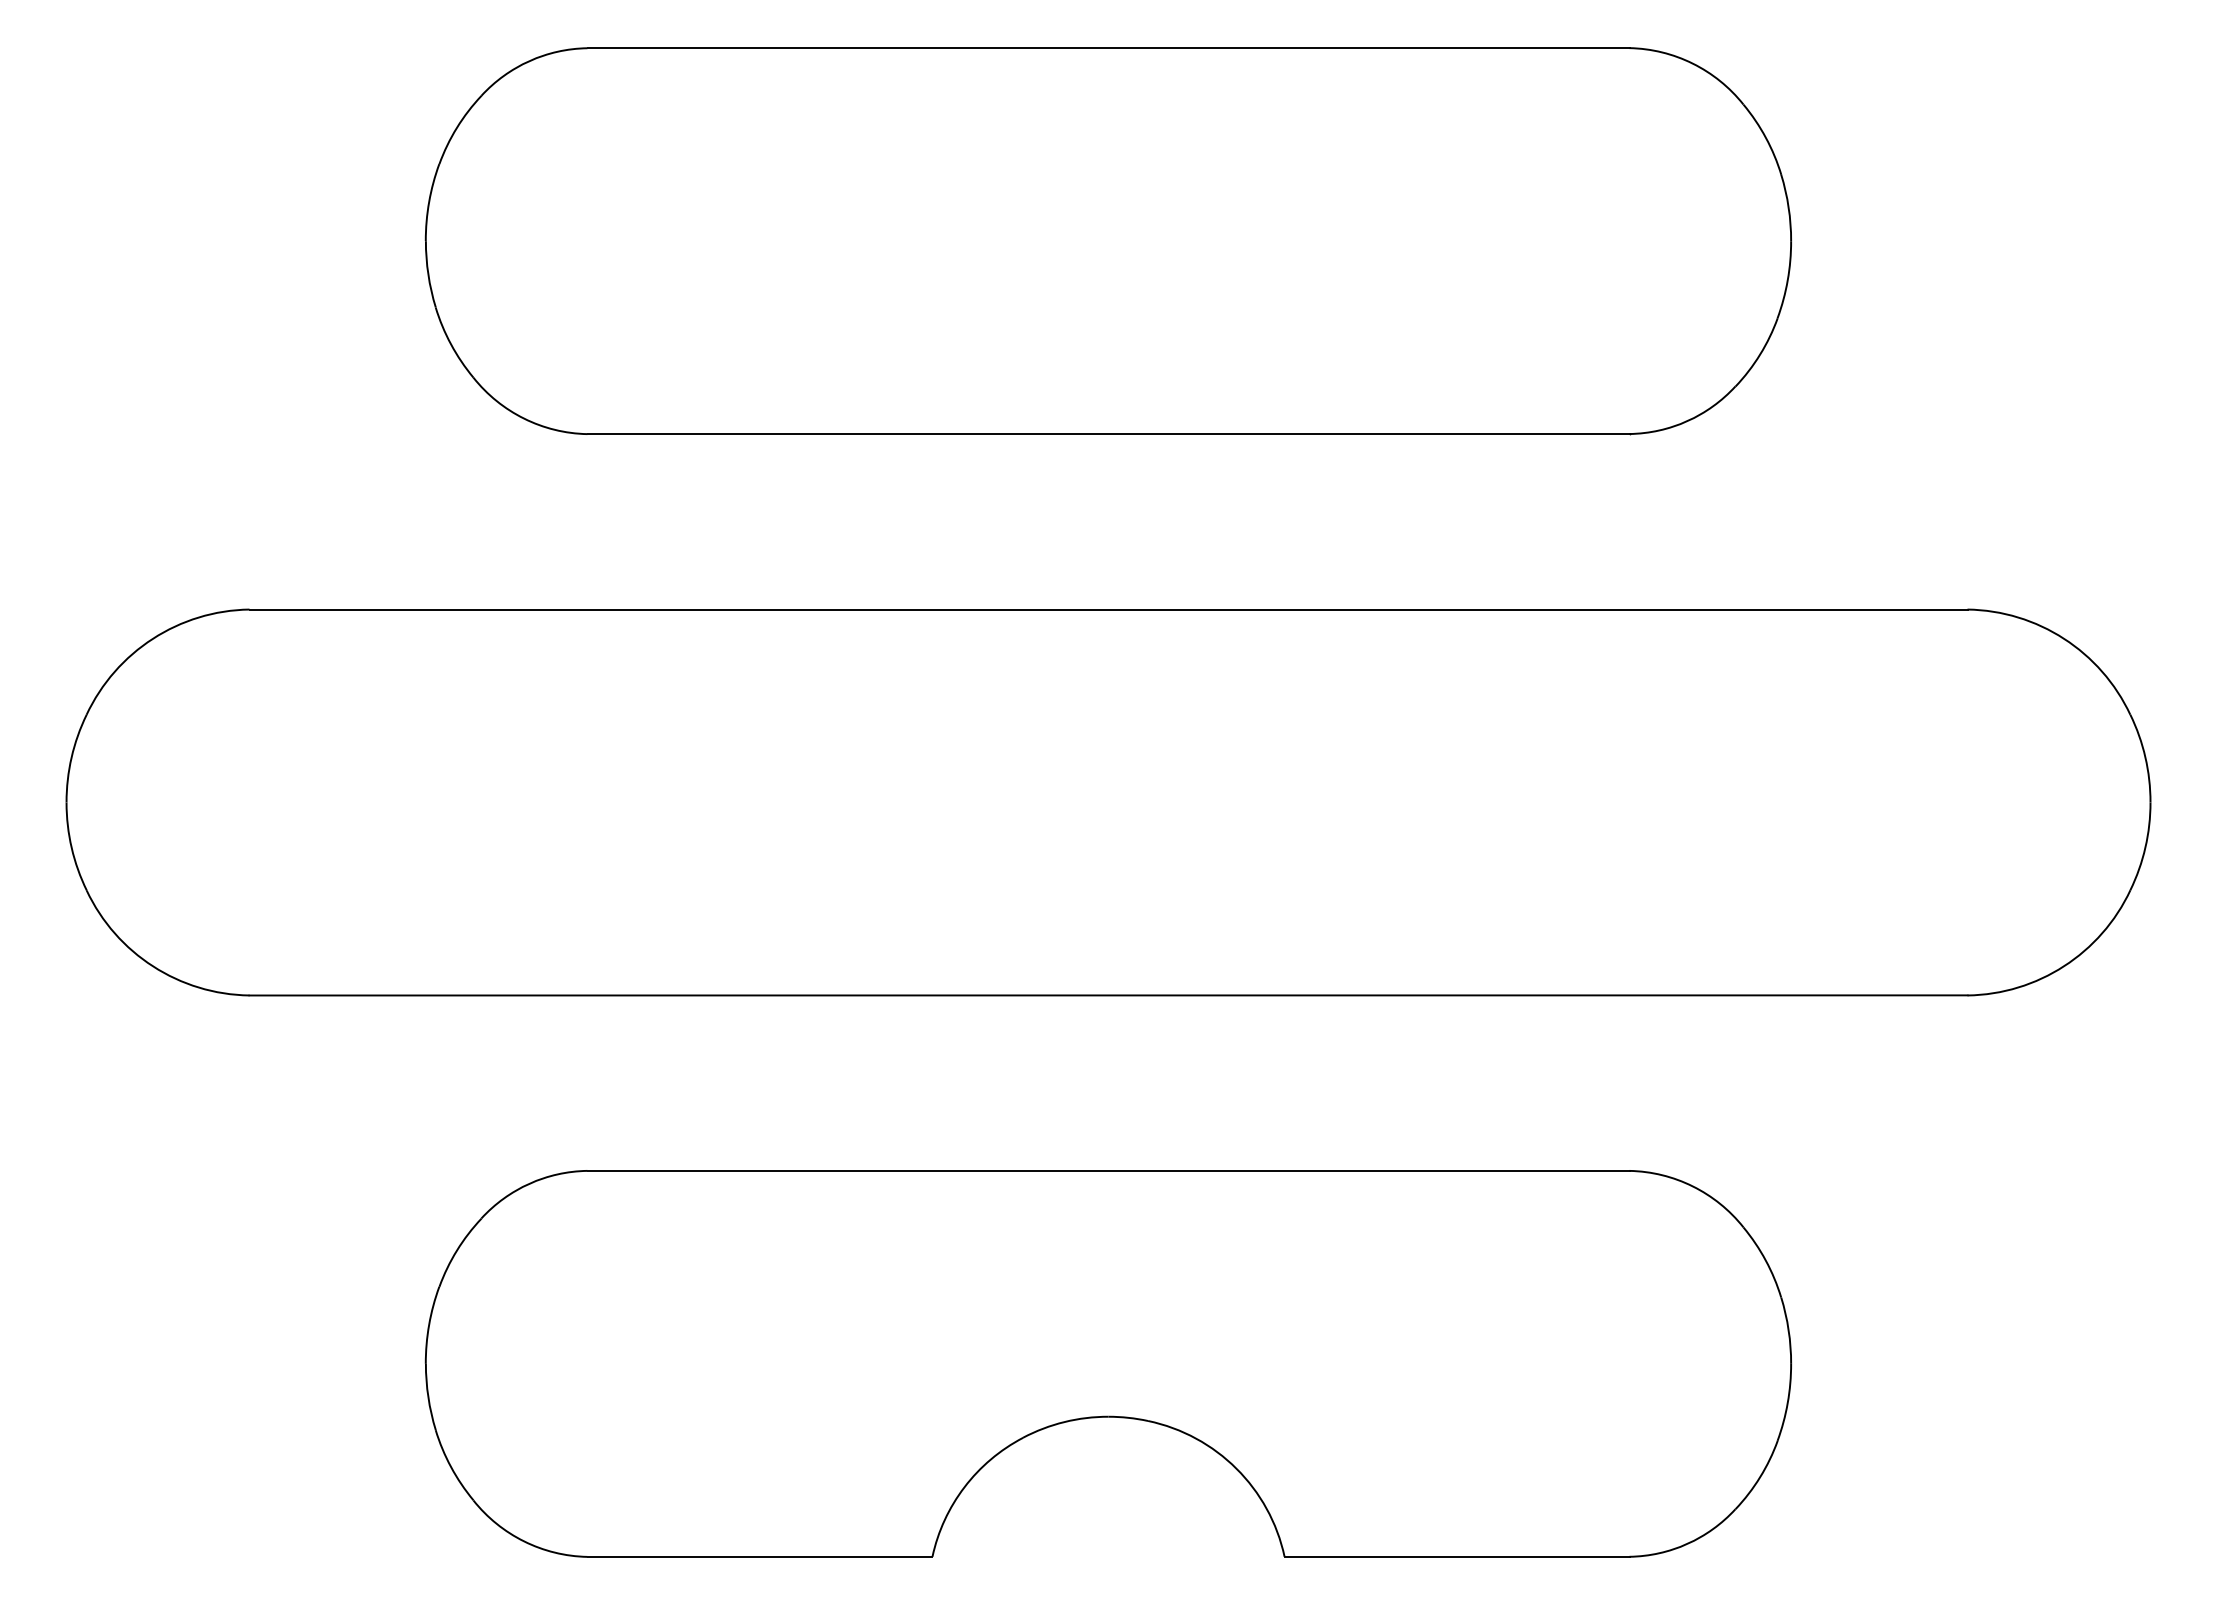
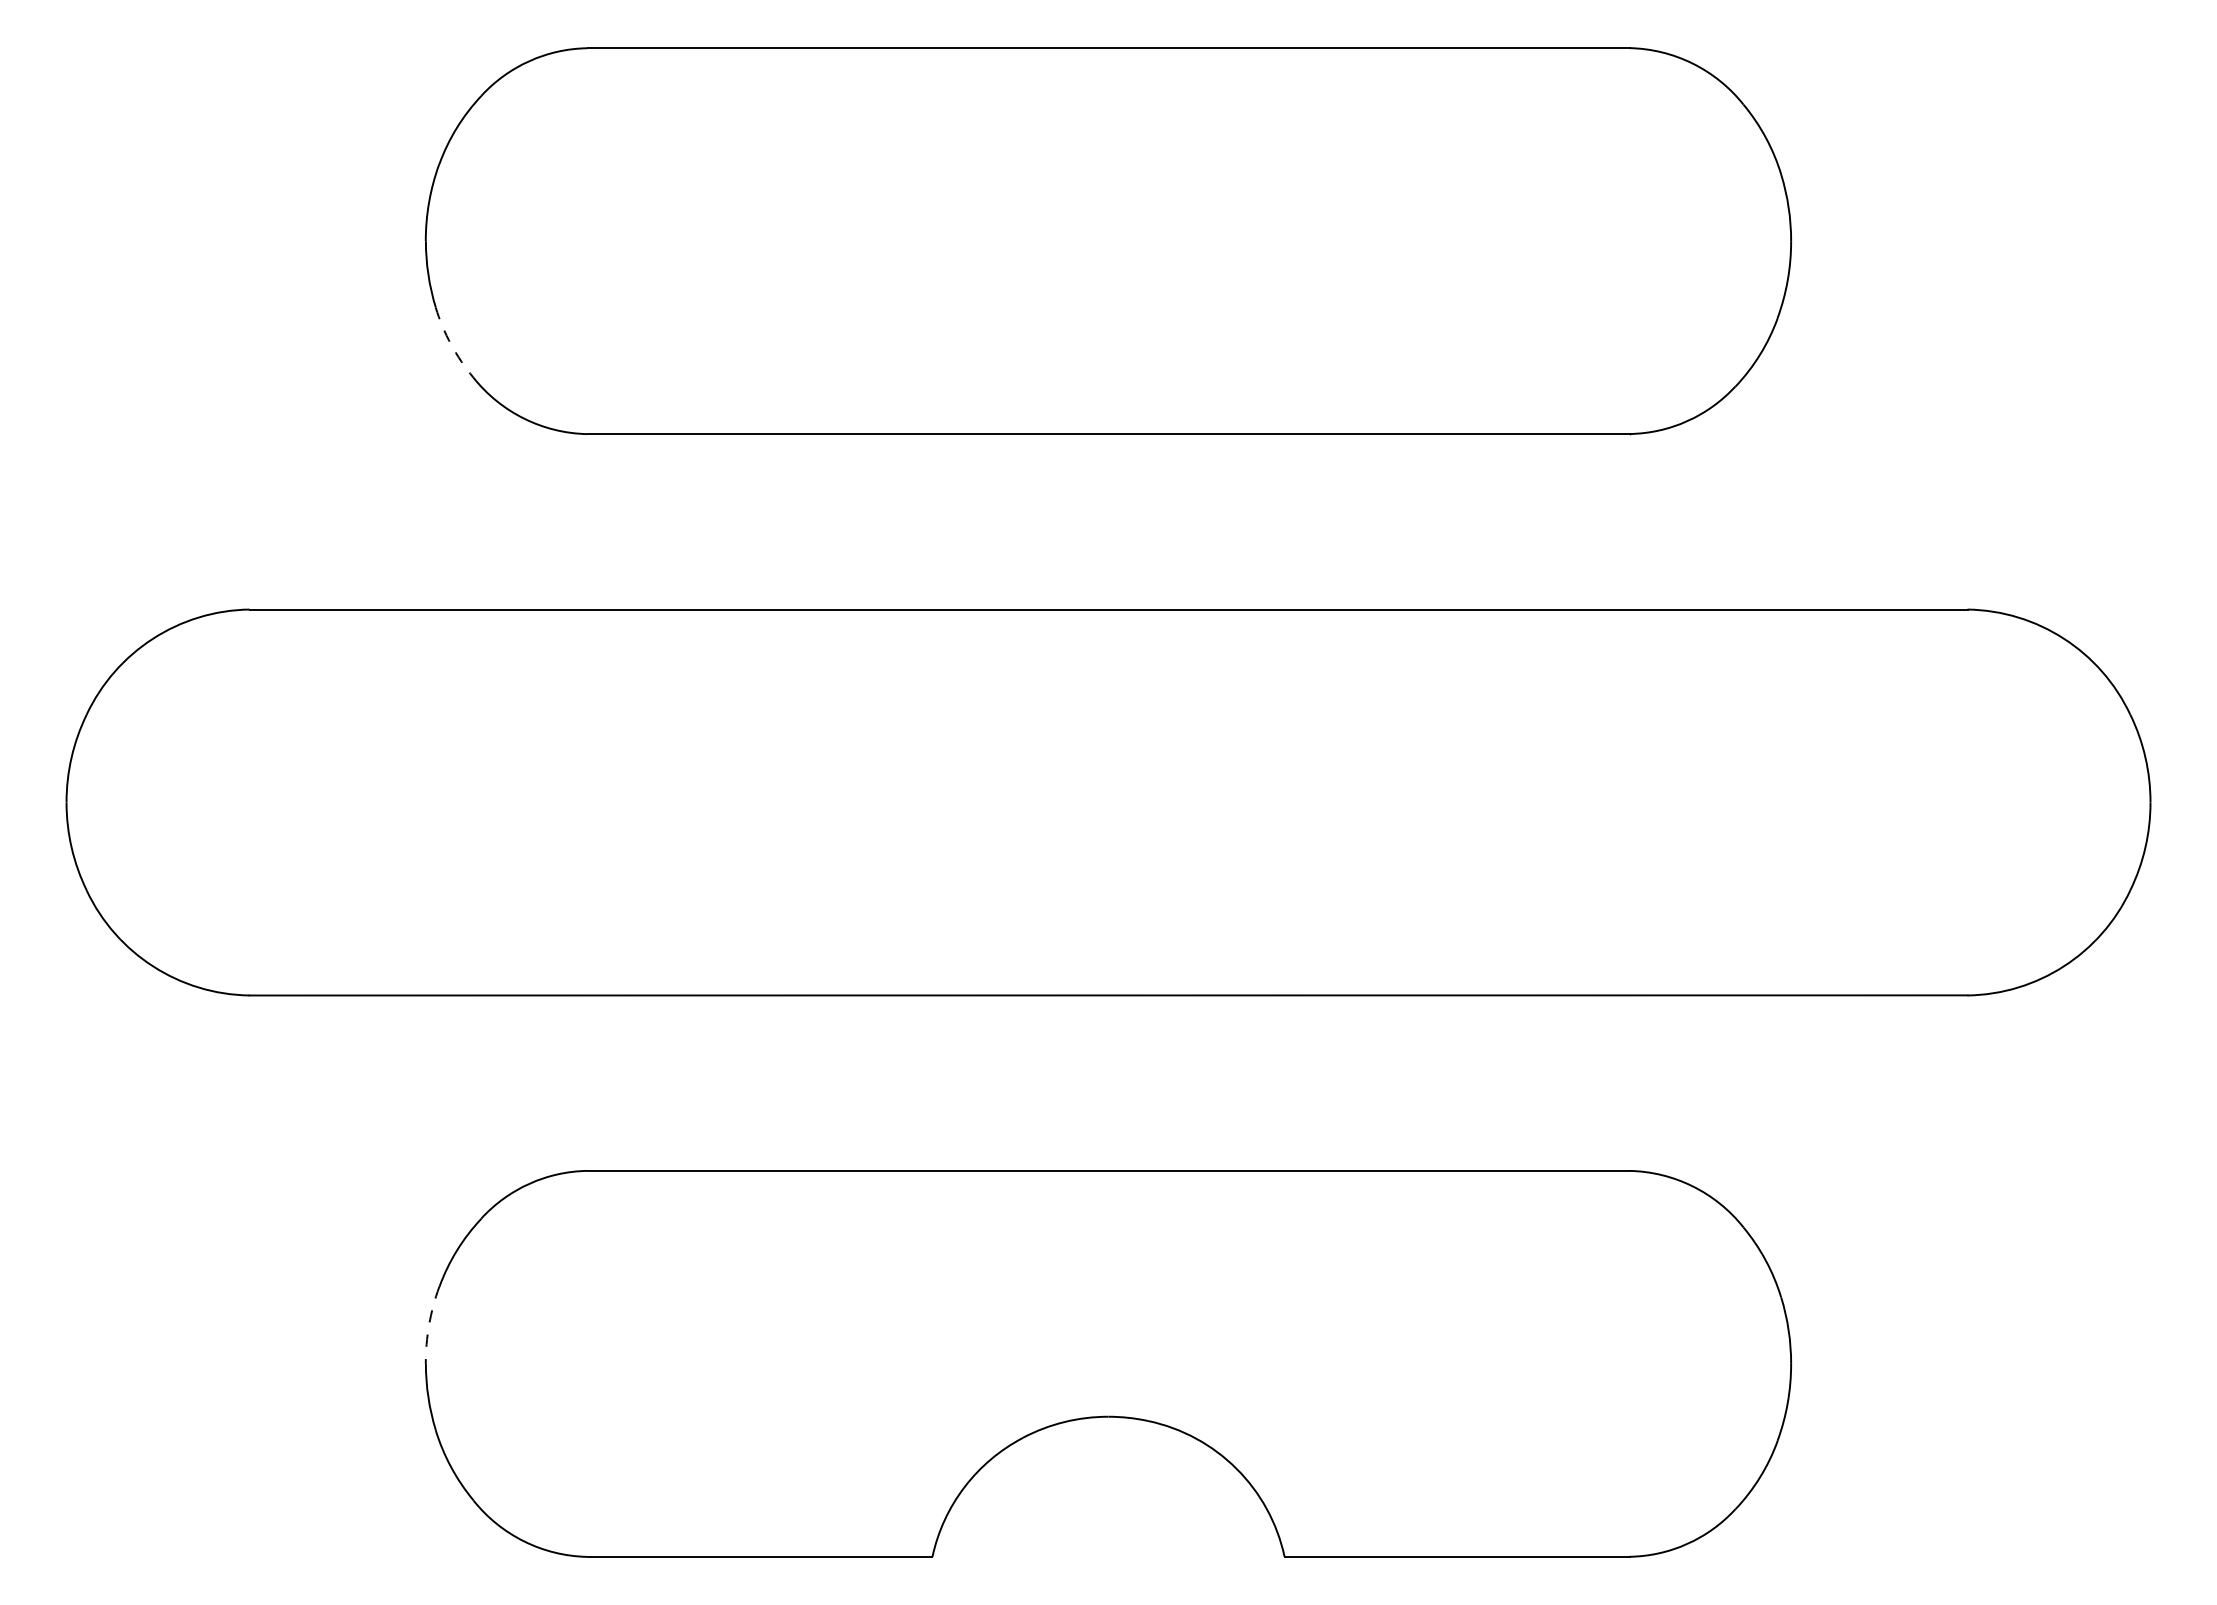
arc: solid -> dashed (451, 344)
arc: solid -> dashed (429, 1324)
